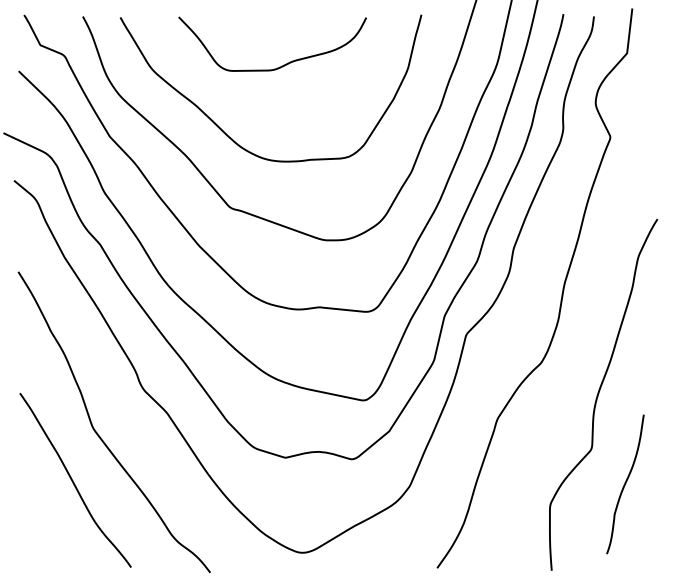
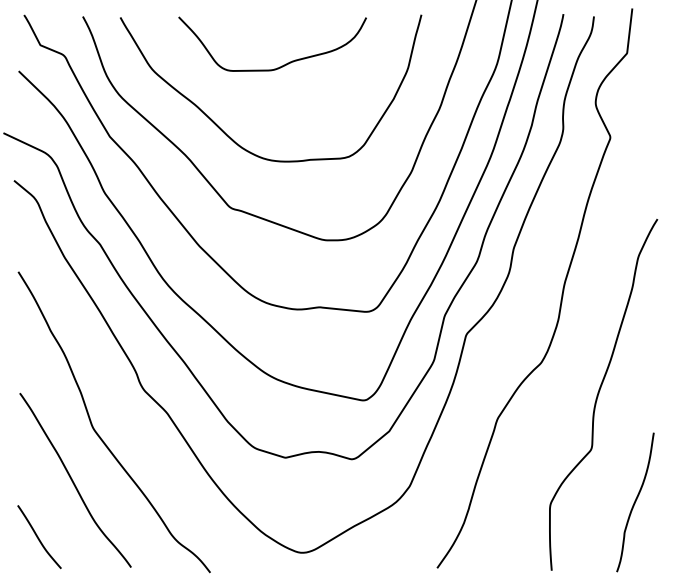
curve position: (625, 484) -> (635, 502) (635, 502)
curve: none -> present (38, 537)
